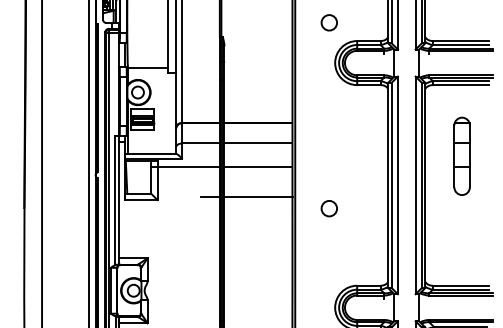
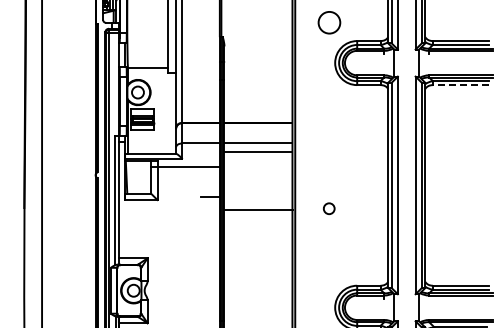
circle size: 18x18 px -> 25x24 px (329, 22)
line: solid -> dashed (460, 85)
part: present -> none (461, 155)
line: present -> none (88, 163)
line position: (258, 167) -> (258, 152) (258, 152)
line position: (258, 196) -> (258, 209) (258, 209)
circle size: 18x18 px -> 13x14 px (329, 208)
